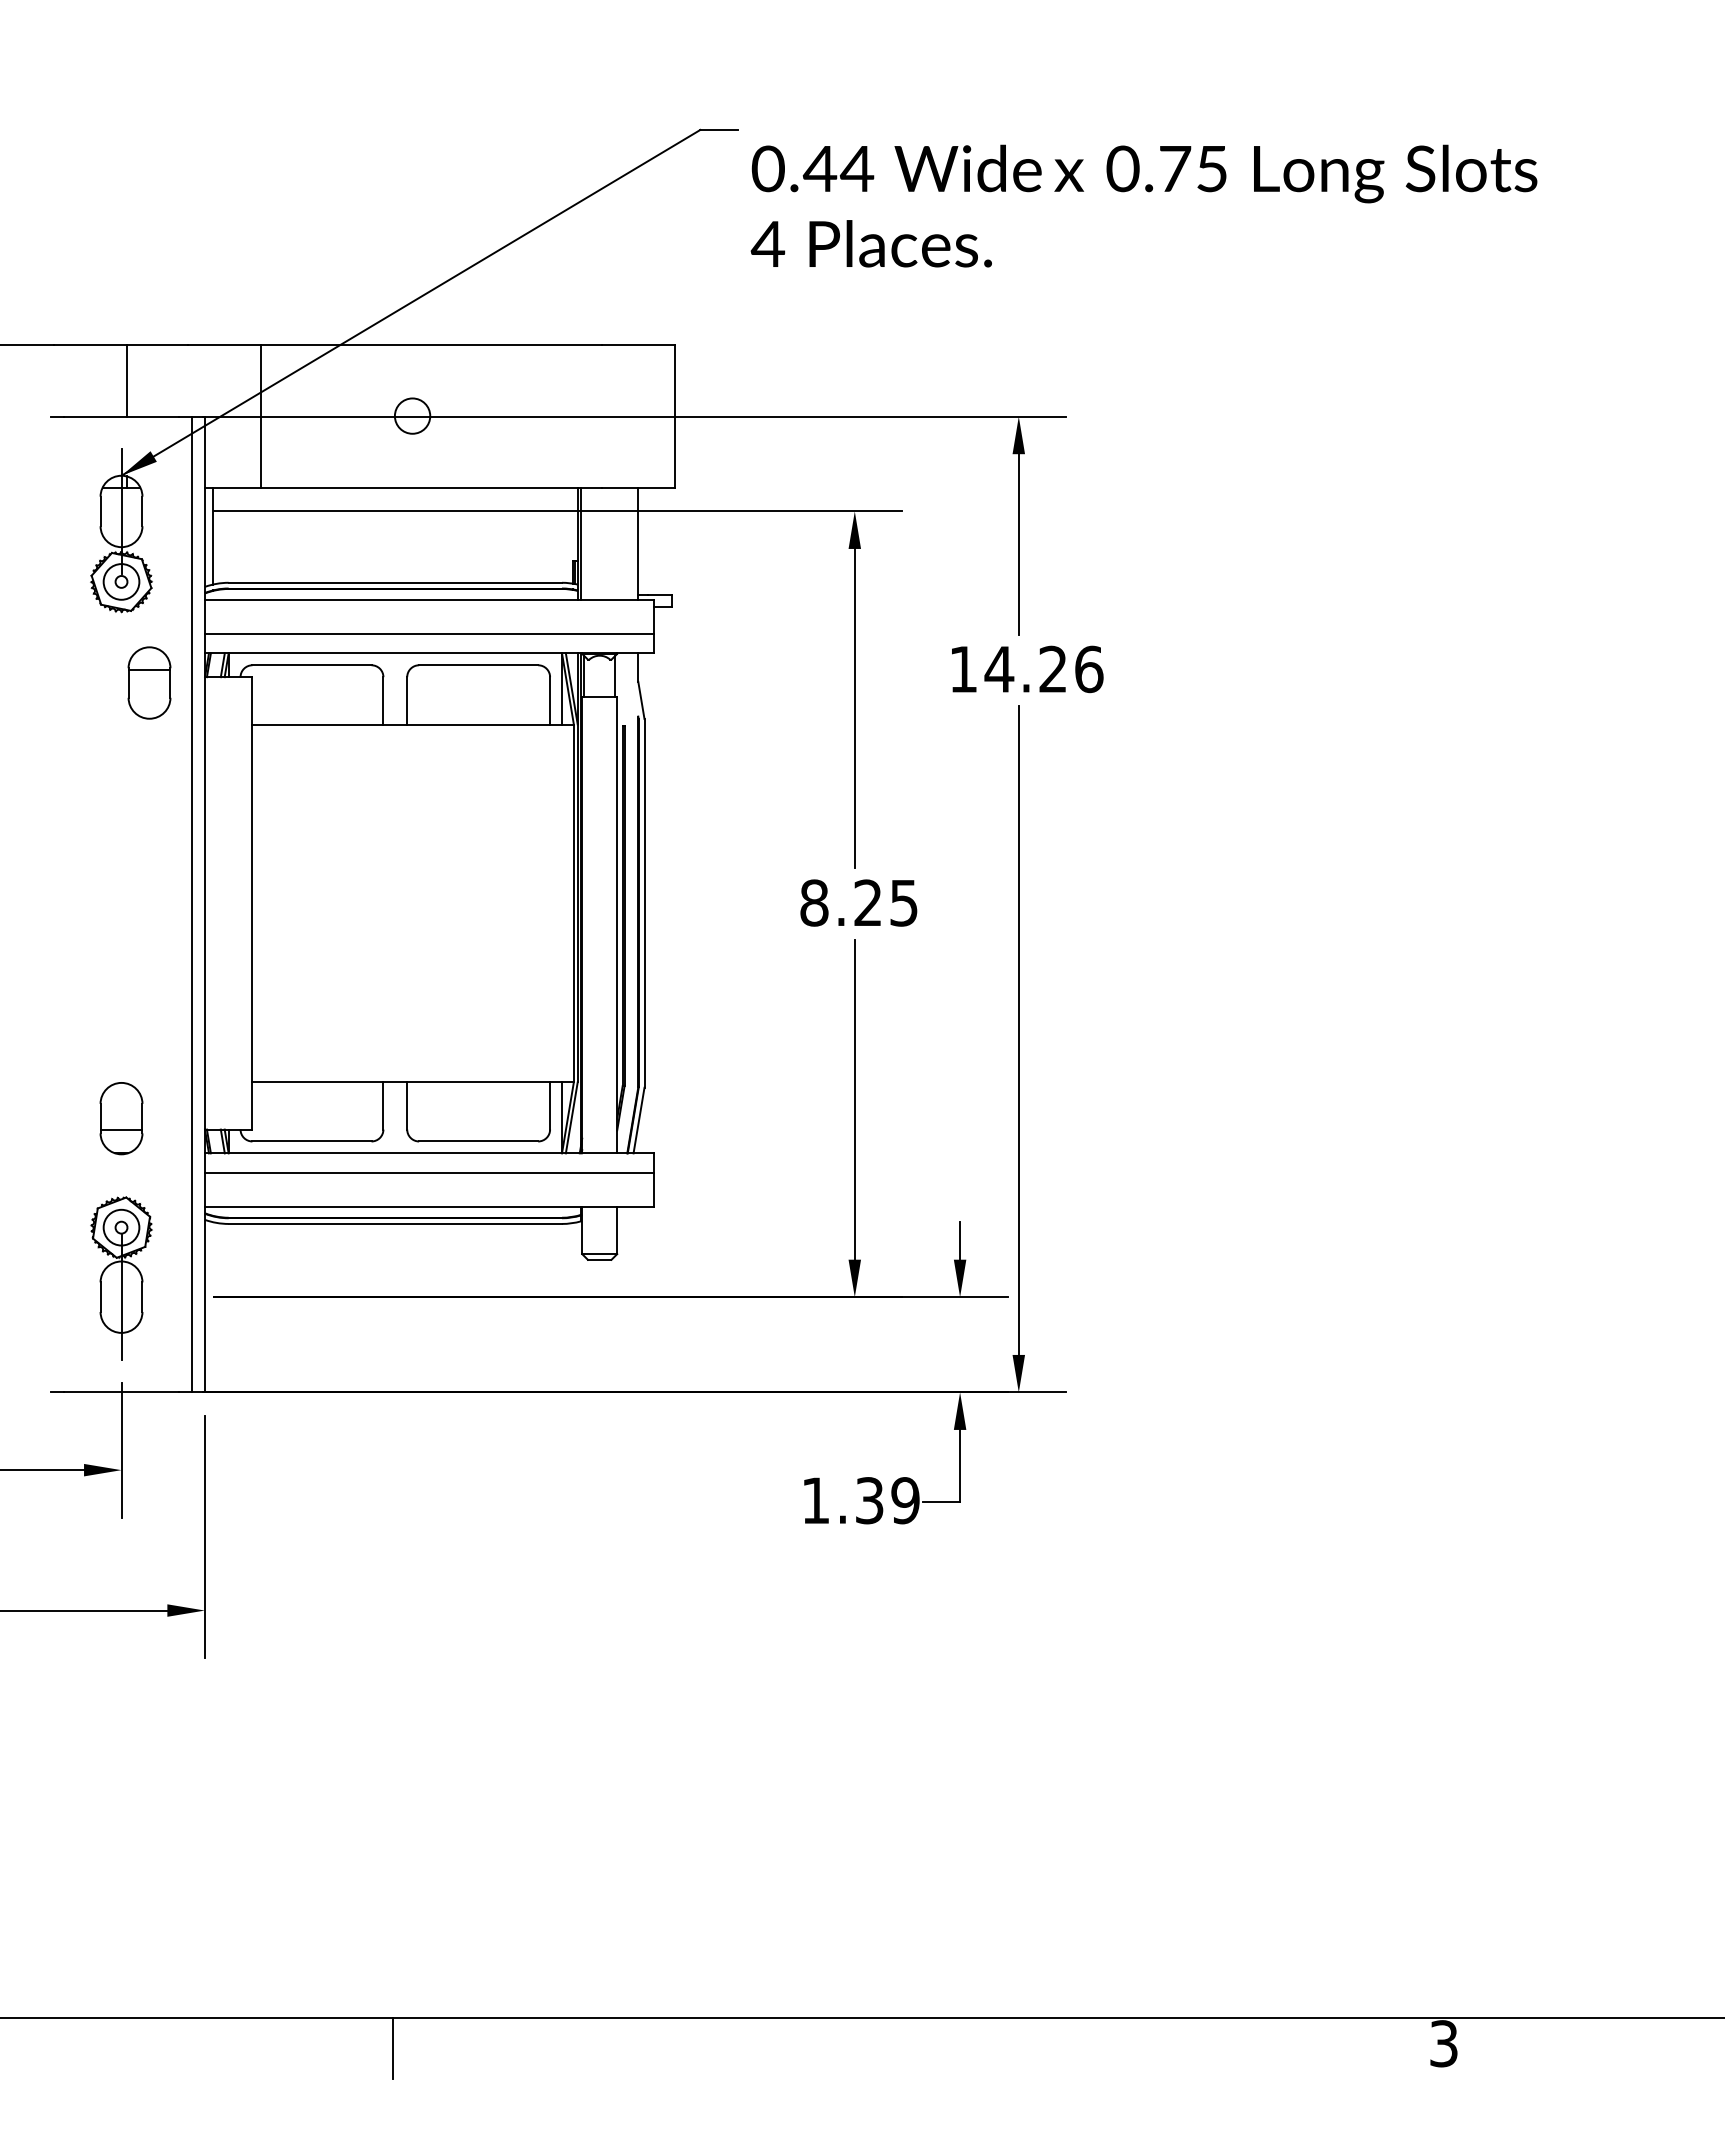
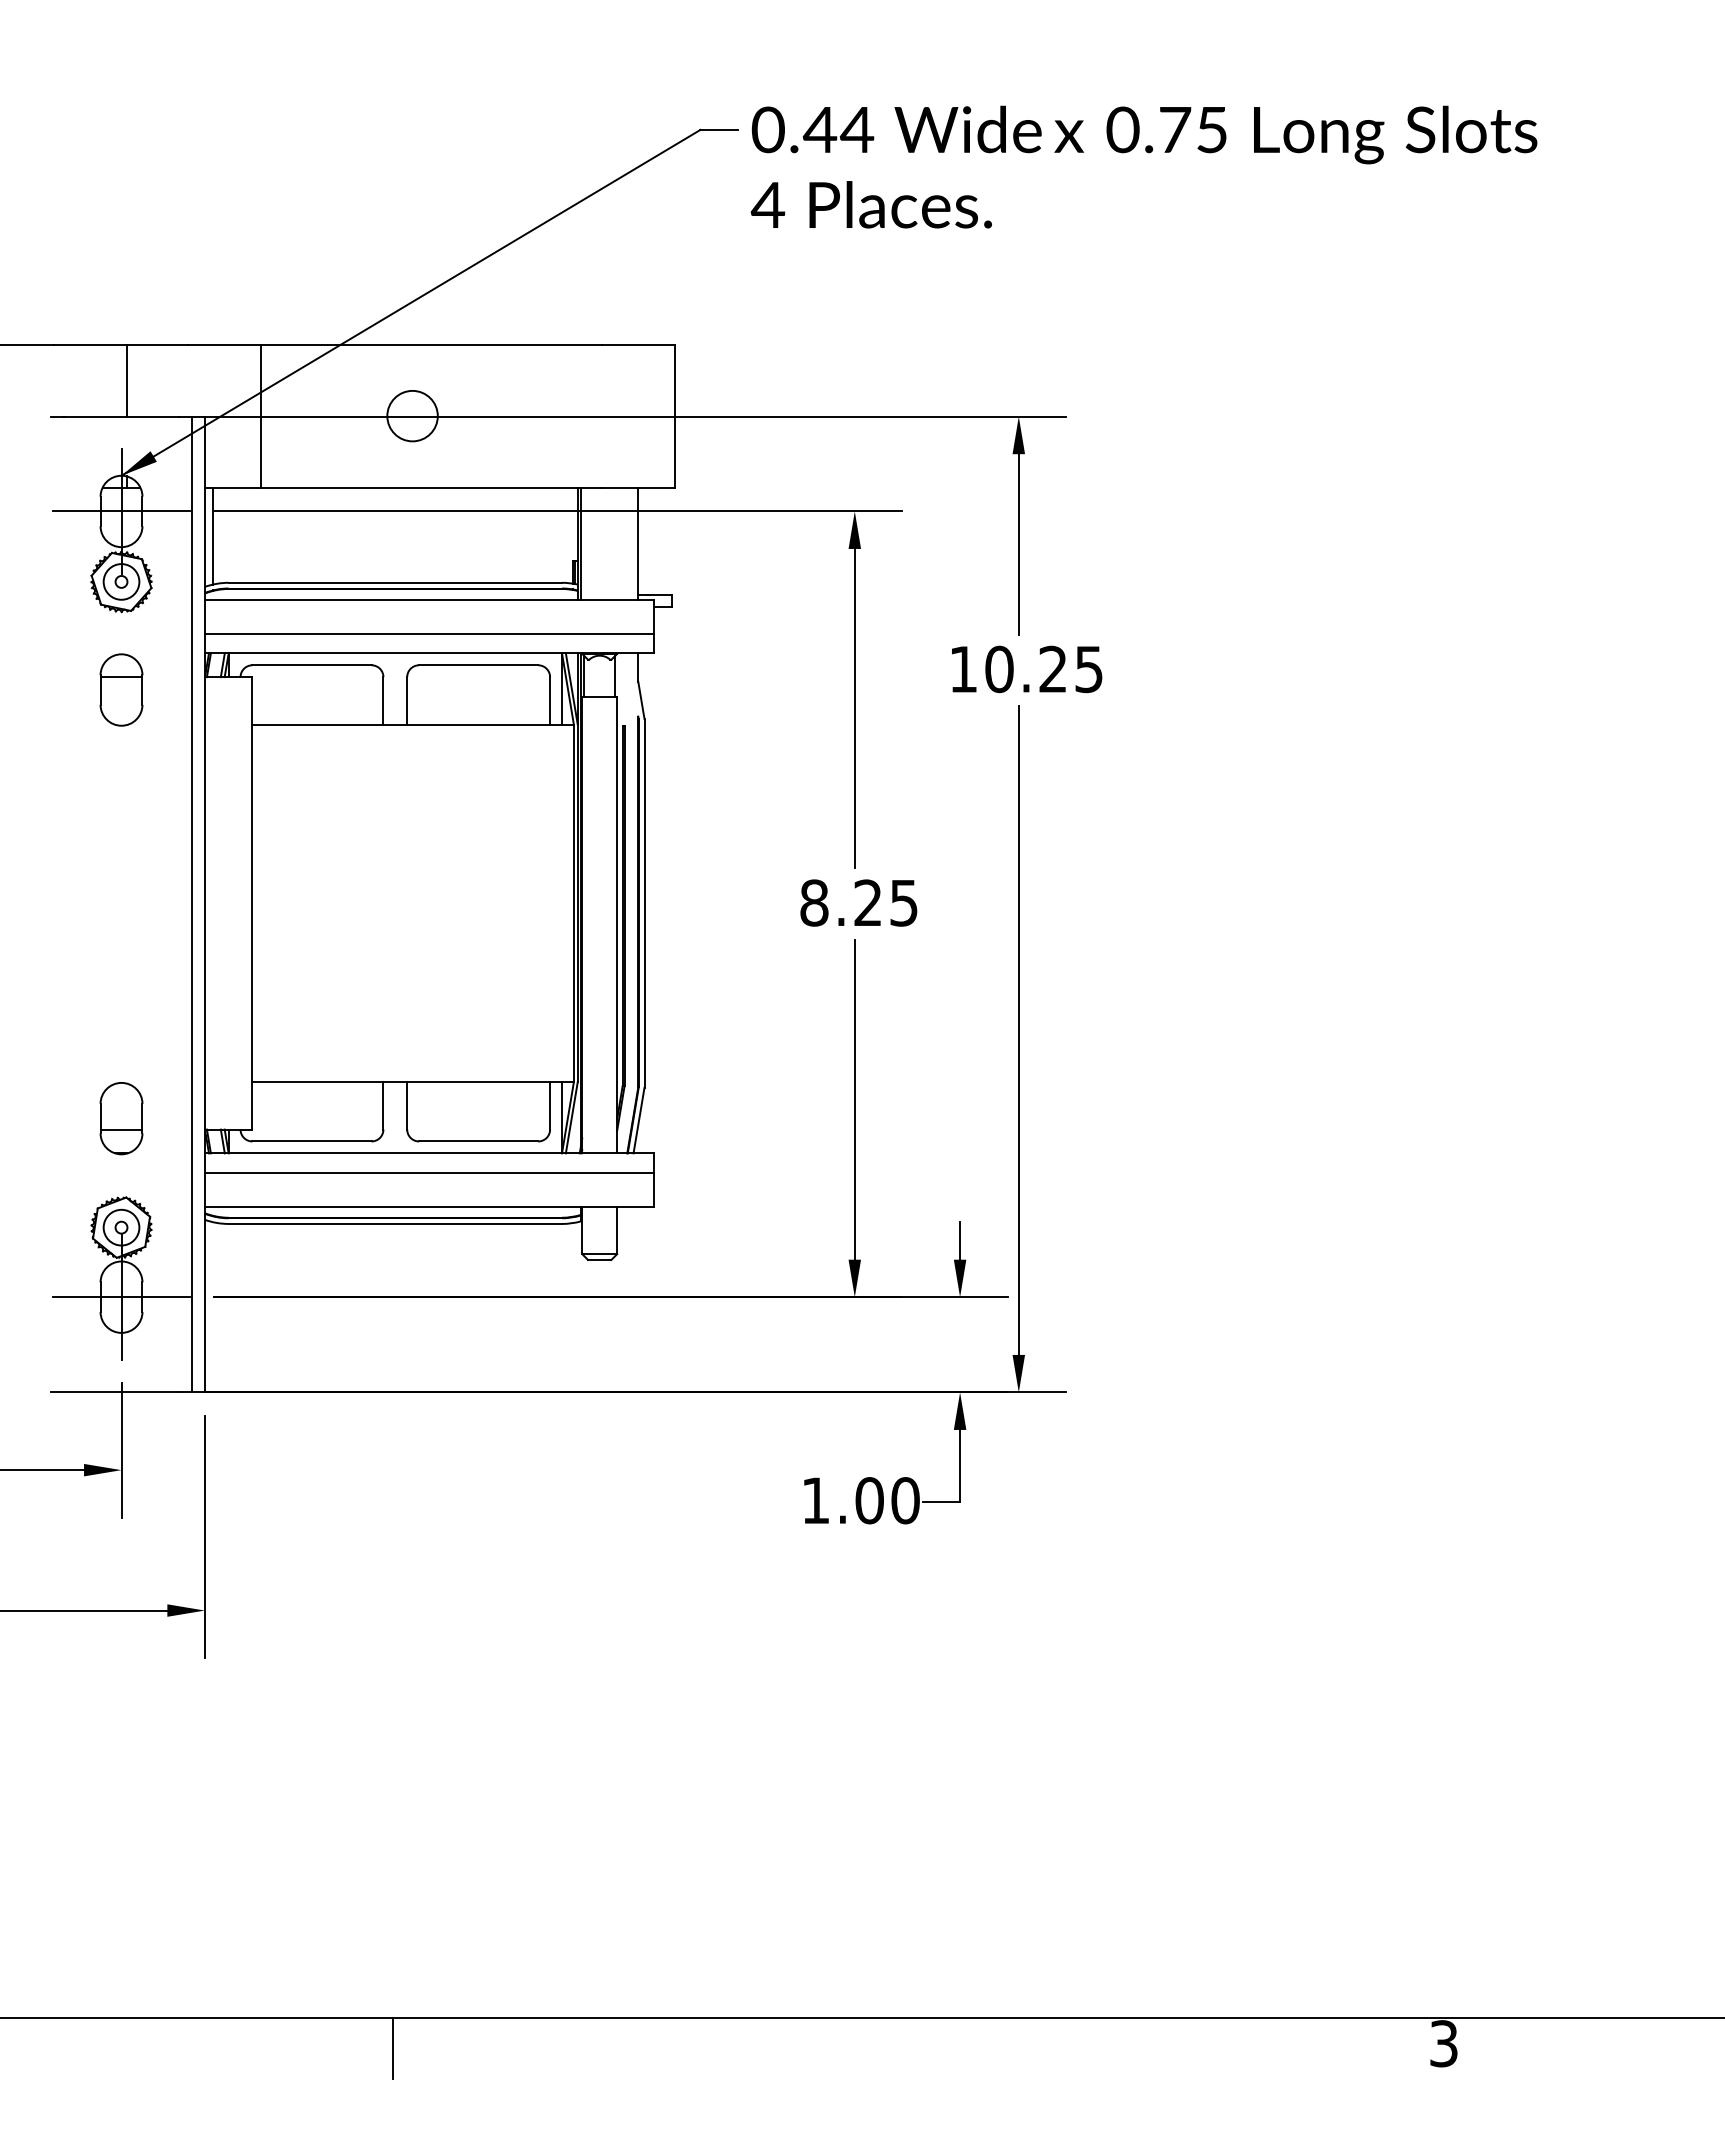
text position: (1143, 205) -> (1143, 166) (1143, 166)
circle diameter: 35 px -> 50 px (412, 415)
line: none -> present (121, 511)
text: 14.26 -> 10.25 (1043, 669)
part position: (149, 682) -> (121, 689) (121, 689)
line: none -> present (121, 1297)
text: 1.39 -> 1.00 (887, 1500)
